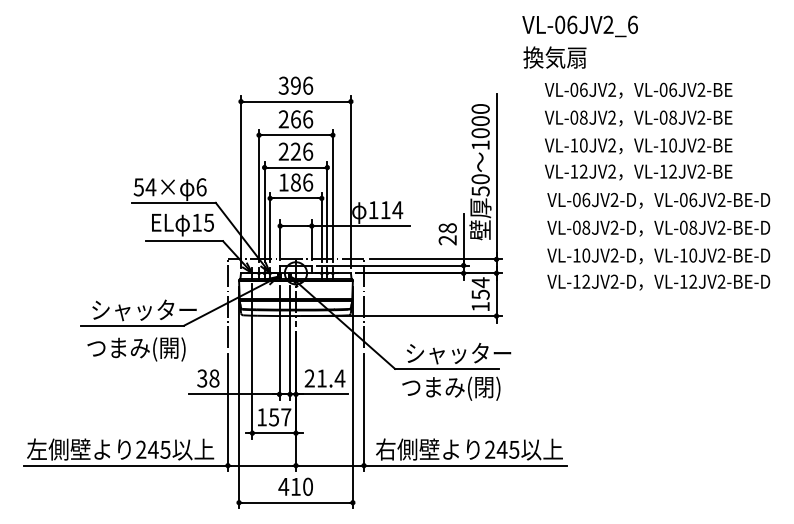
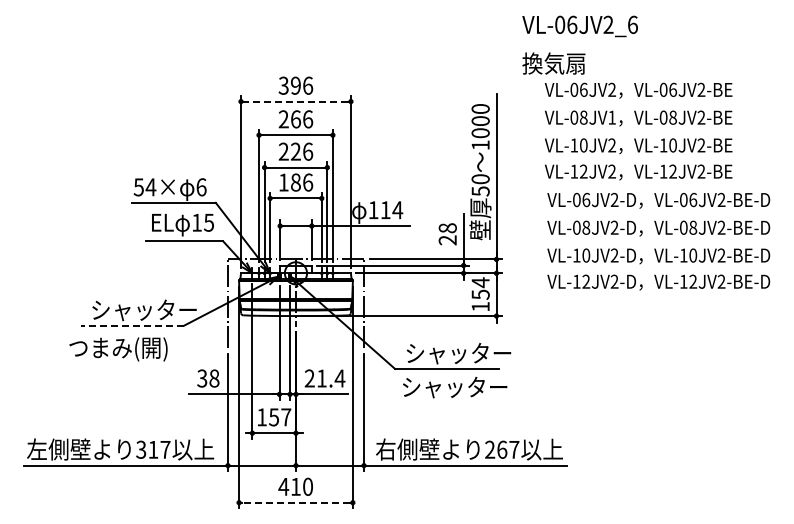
text position: (554, 57) -> (553, 63) (553, 63)
line: solid -> dashed (295, 101)
text: VL-08JV2 -> VL-08JV1 (611, 117)
line: solid -> dashed (132, 325)
text position: (136, 349) -> (118, 349) (118, 349)
text: つまみ(閉) -> シャッター (454, 388)
text: 245 -> 317 (153, 449)
text: 245 -> 267 (507, 449)
line: solid -> dashed (295, 502)
